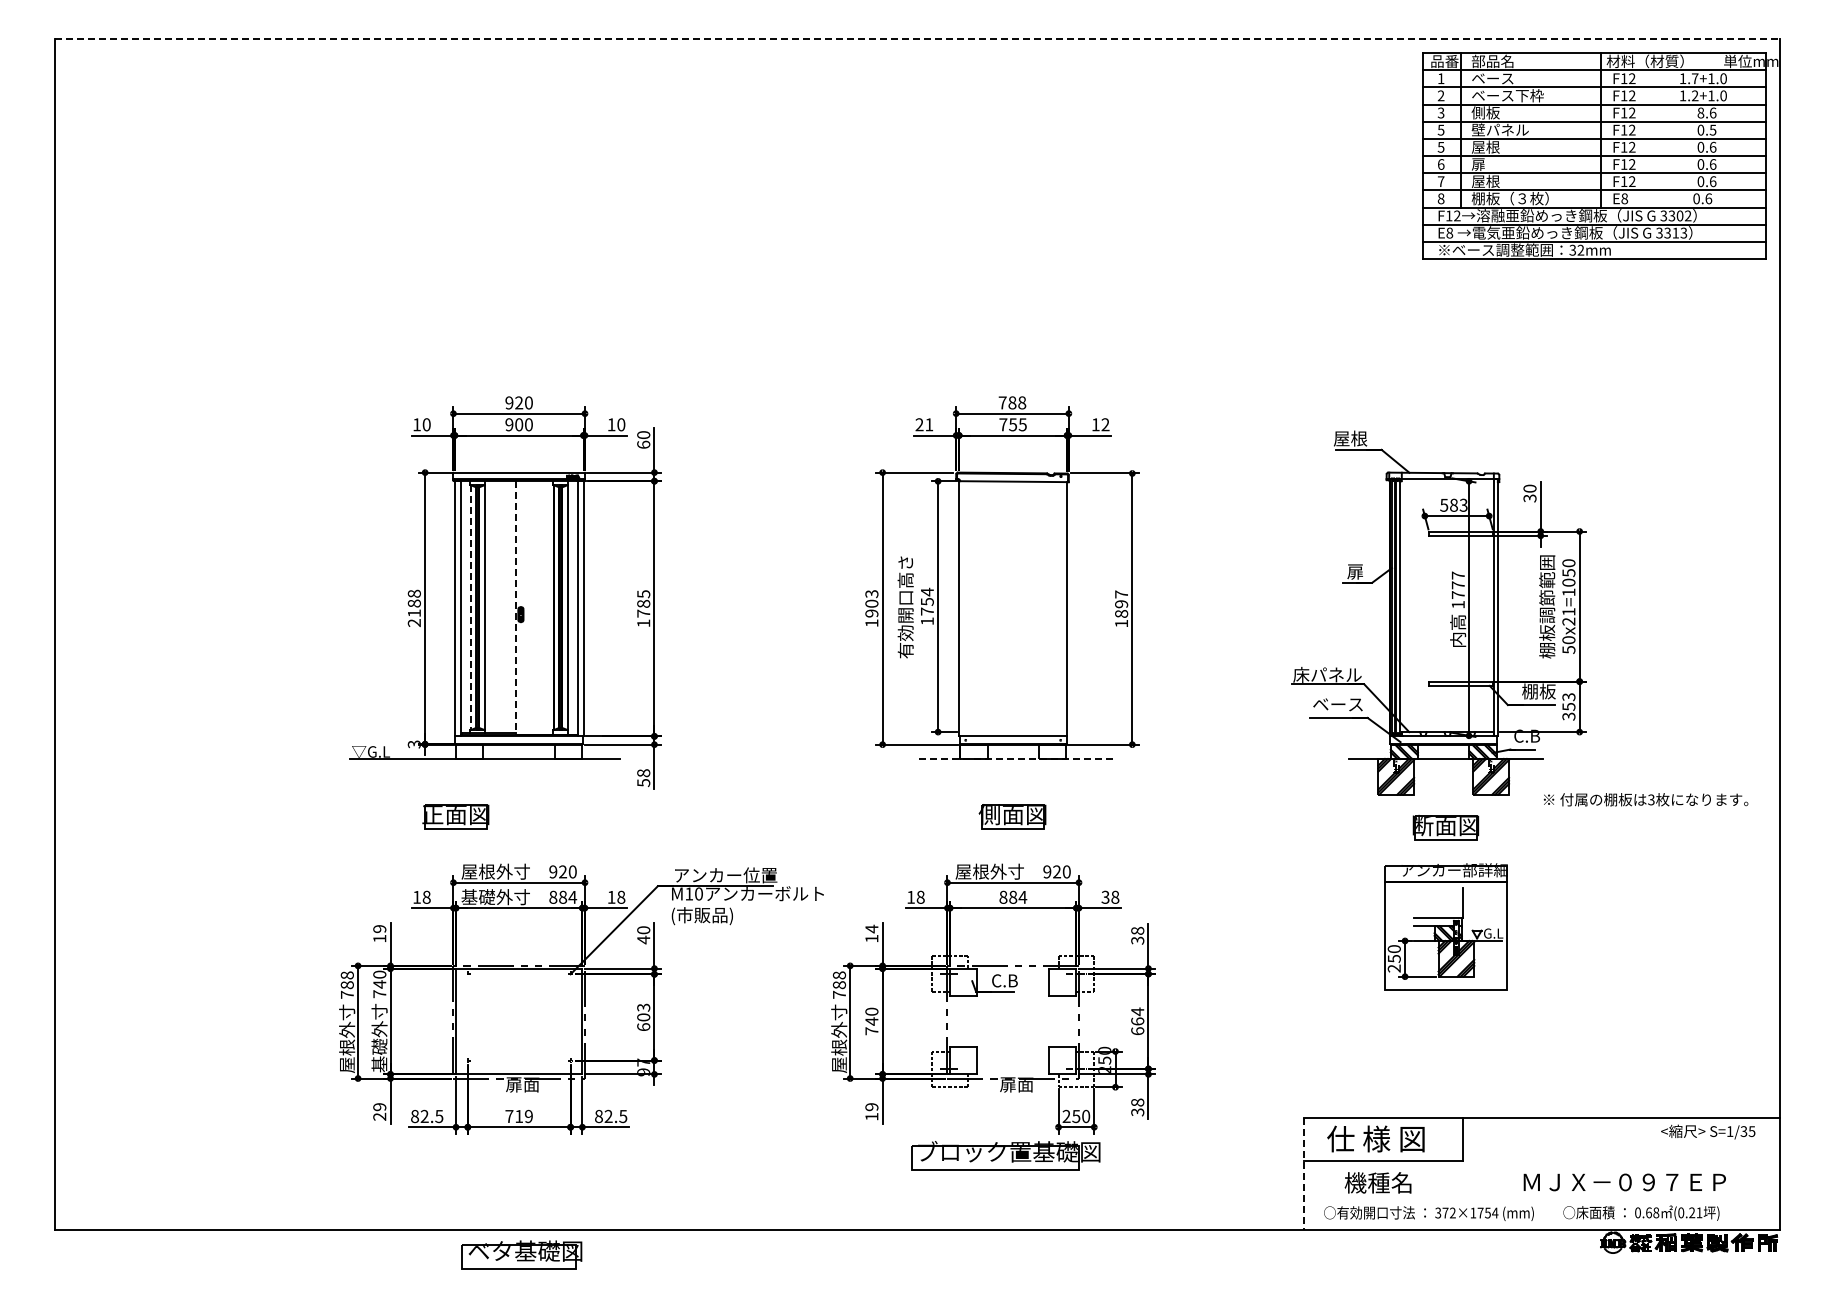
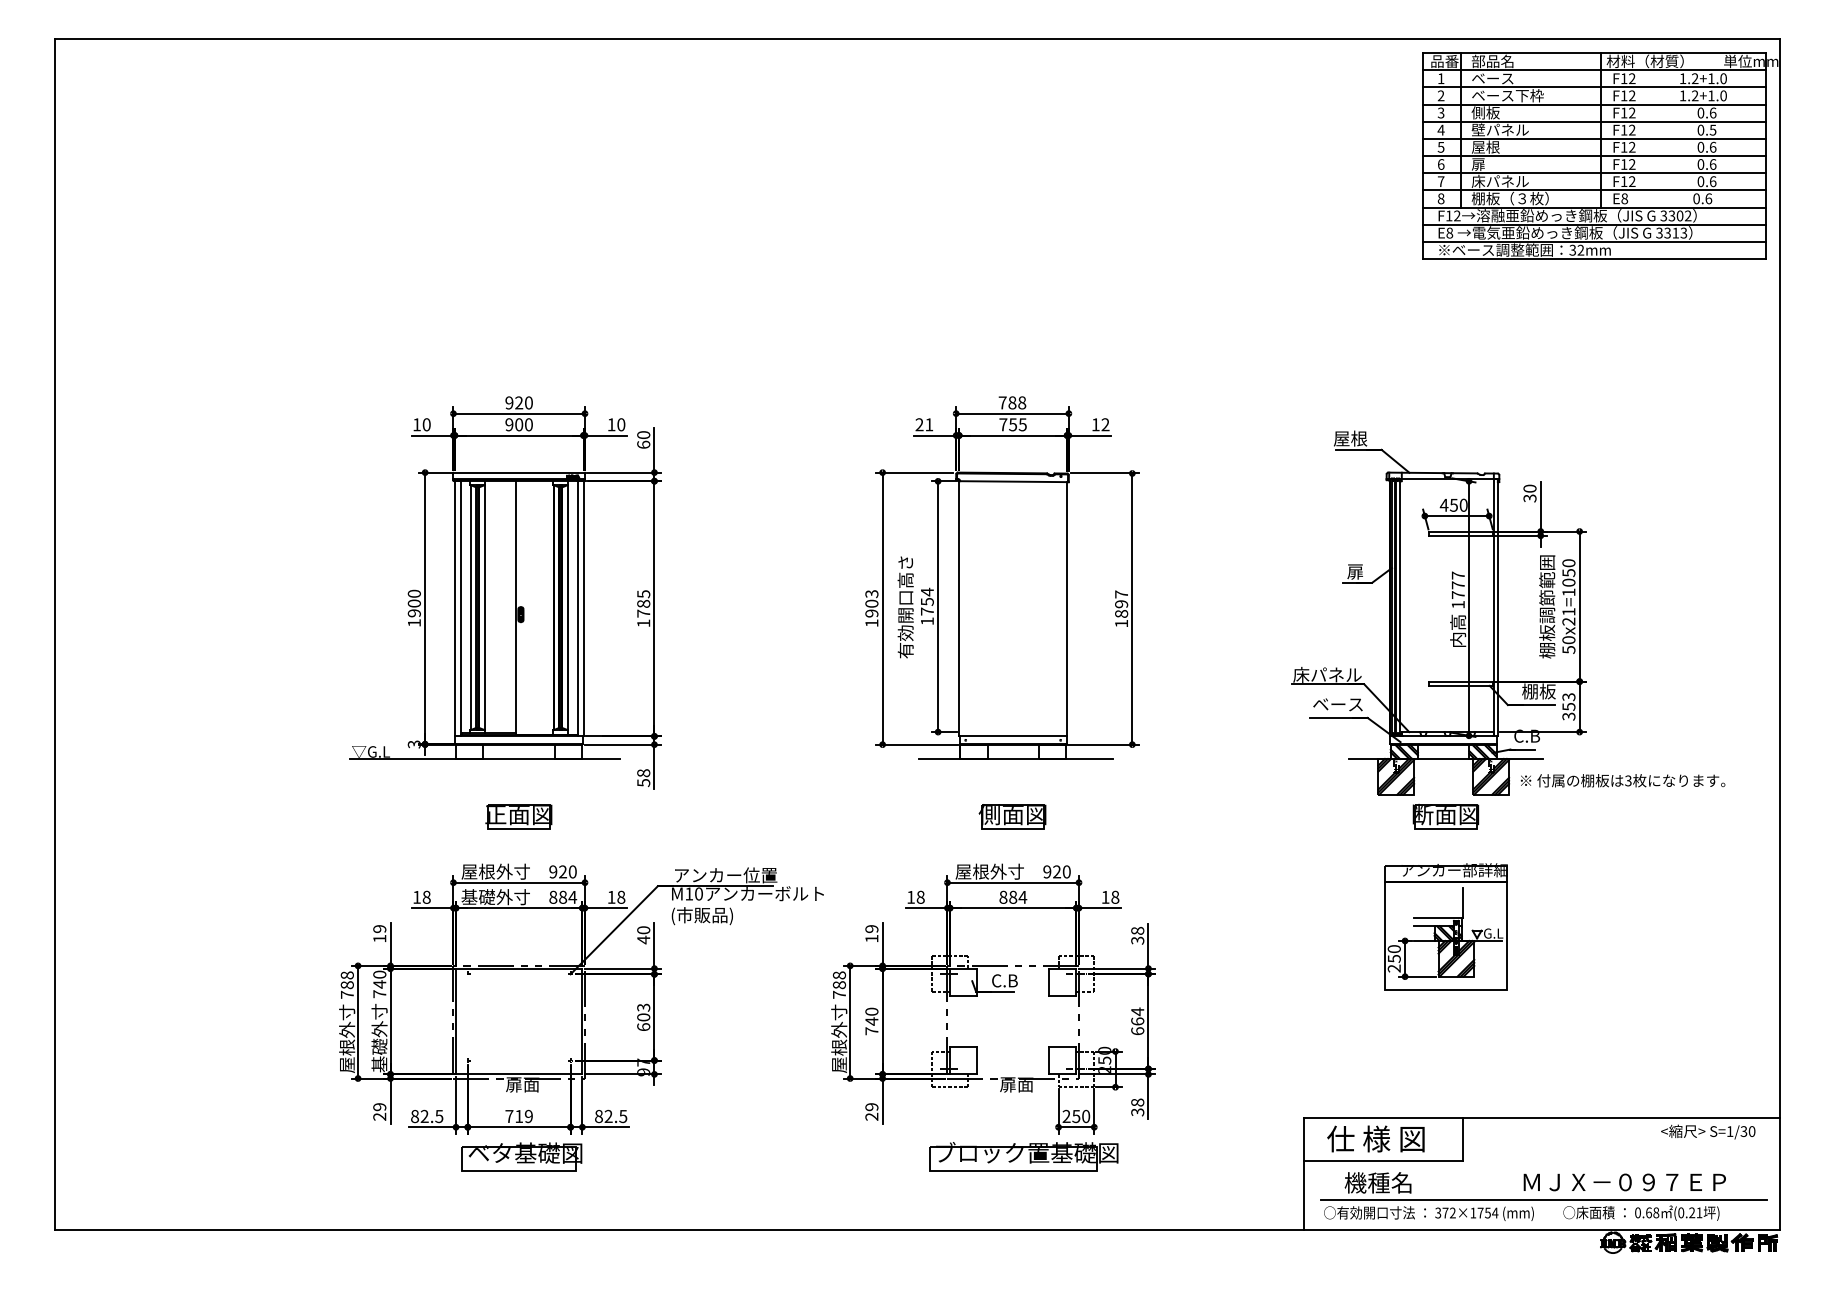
line: dashed -> solid (917, 38)
text: 1.7+1.0 -> 1.2+1.0 (1694, 78)
text: 8.6 -> 0.6 (1700, 113)
text: 5 -> 4 (1440, 129)
text: 屋根 -> 床パネル (1500, 181)
text: 583 -> 450 (1453, 504)
line: dashed -> solid (516, 607)
text: 2188 -> 1900 (413, 608)
line: dashed -> solid (470, 608)
line: dashed -> solid (1015, 758)
text position: (1645, 799) -> (1622, 780) (1622, 780)
part position: (455, 816) -> (518, 816) (518, 816)
part position: (1445, 827) -> (1445, 816) (1445, 816)
text: 38 -> 18 (1105, 896)
text: 14 -> 19 (871, 928)
text: 19 -> 29 (871, 1116)
text: S=1/35 -> S=1/30 (1751, 1131)
part position: (1005, 1155) -> (1023, 1156) (1023, 1156)
line: dashed -> solid (1303, 1173)
line: none -> present (1544, 1200)
part position: (521, 1254) -> (521, 1156) (521, 1156)
